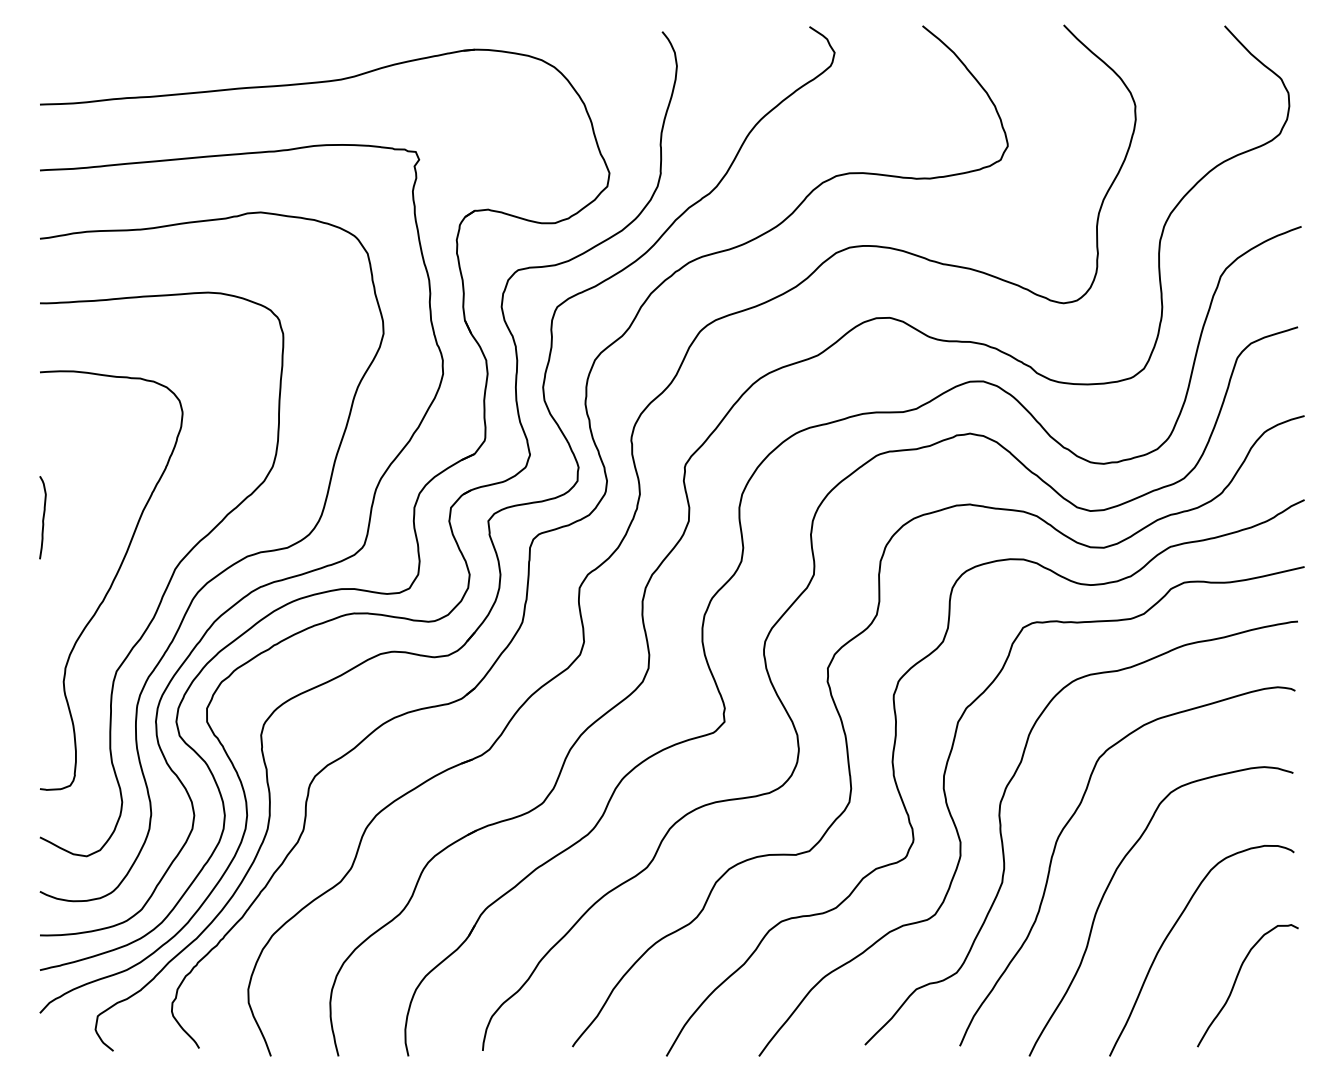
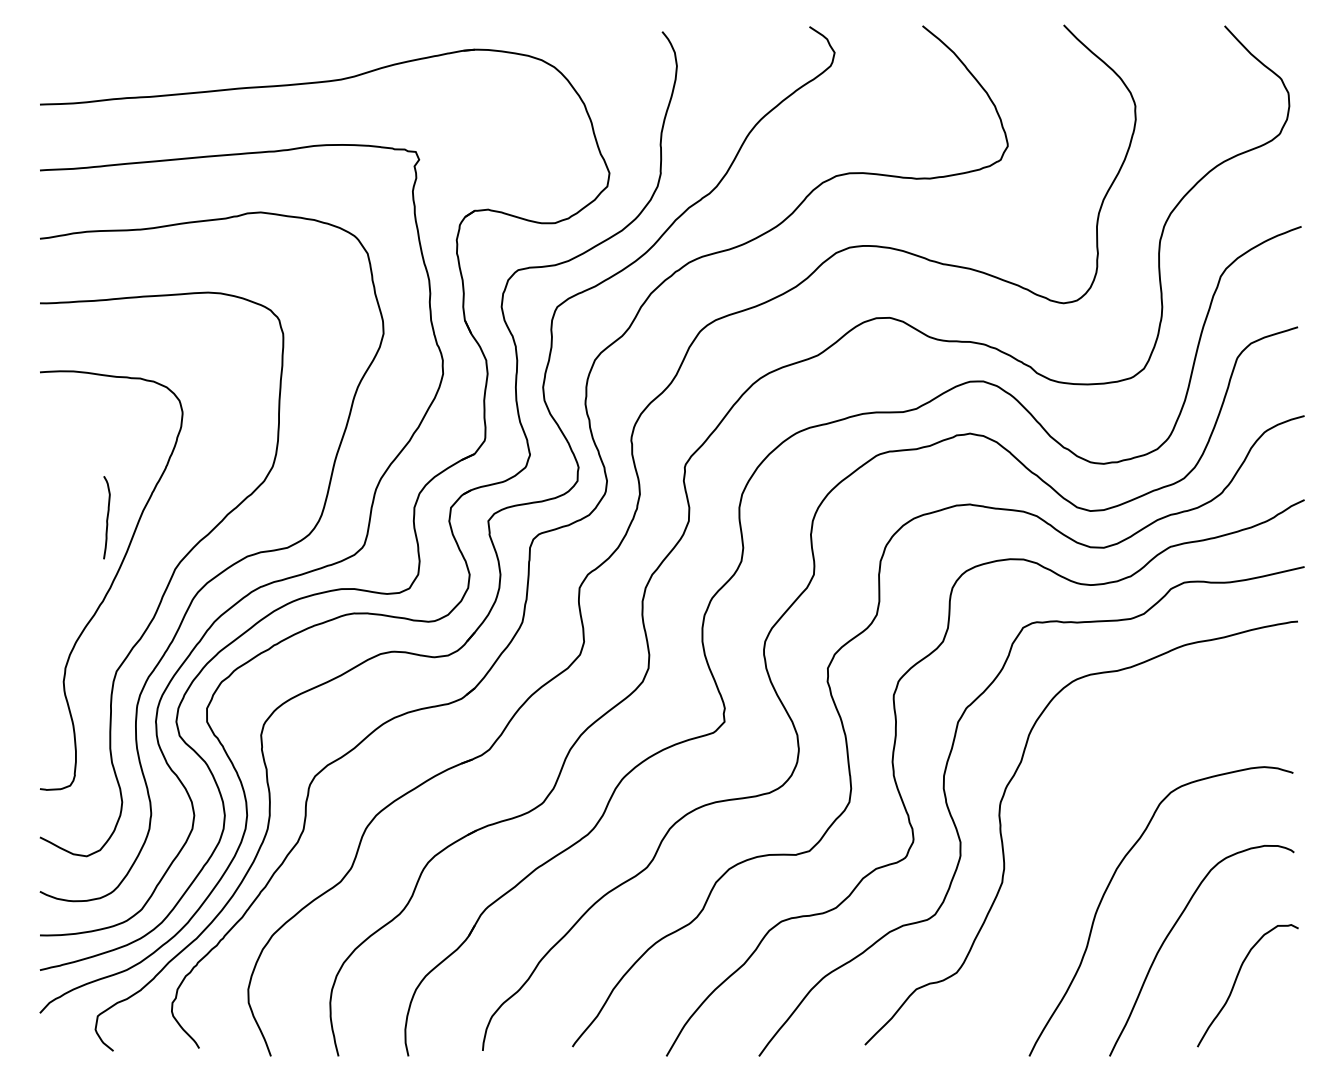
curve position: (42, 517) -> (106, 517) (106, 517)
curve: present -> none (1066, 826)
